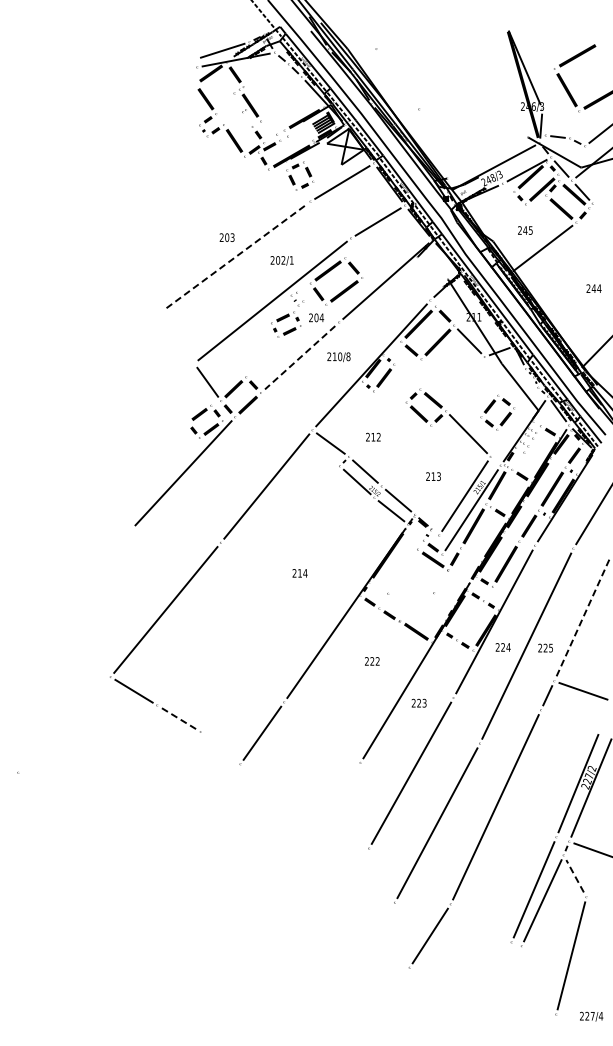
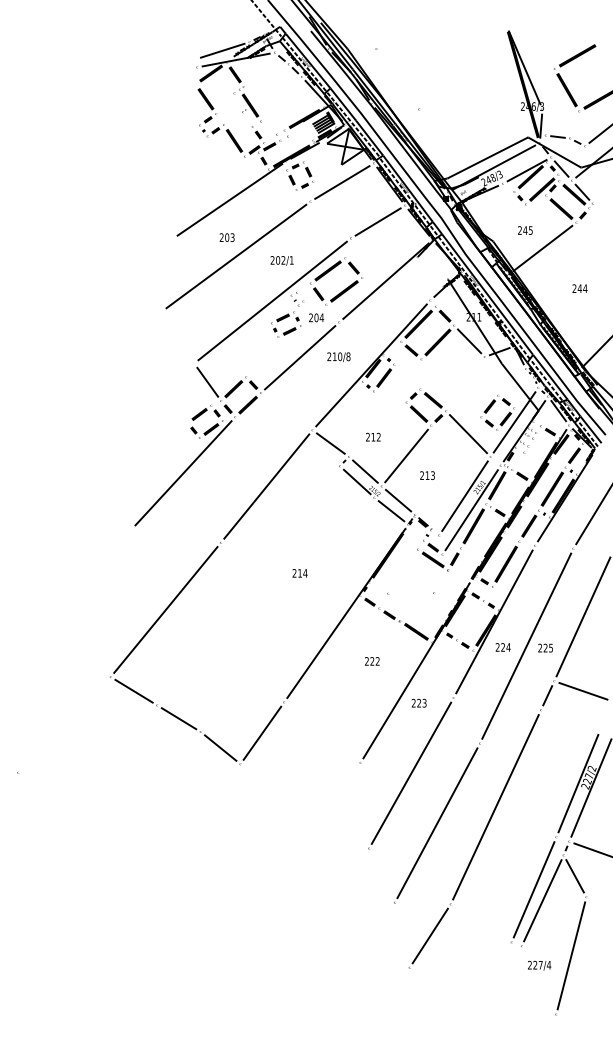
line: none -> present (487, 157)
line: none -> present (229, 199)
line: dashed -> solid (236, 256)
text position: (593, 288) -> (579, 288) (579, 288)
line: dashed -> solid (299, 358)
line: none -> present (514, 422)
line: none -> present (406, 455)
text position: (433, 476) -> (427, 475) (427, 475)
line: dashed -> solid (583, 616)
line: dashed -> solid (179, 718)
line: none -> present (220, 747)
line: dashed -> solid (574, 875)
text position: (591, 1016) -> (539, 965) (539, 965)
